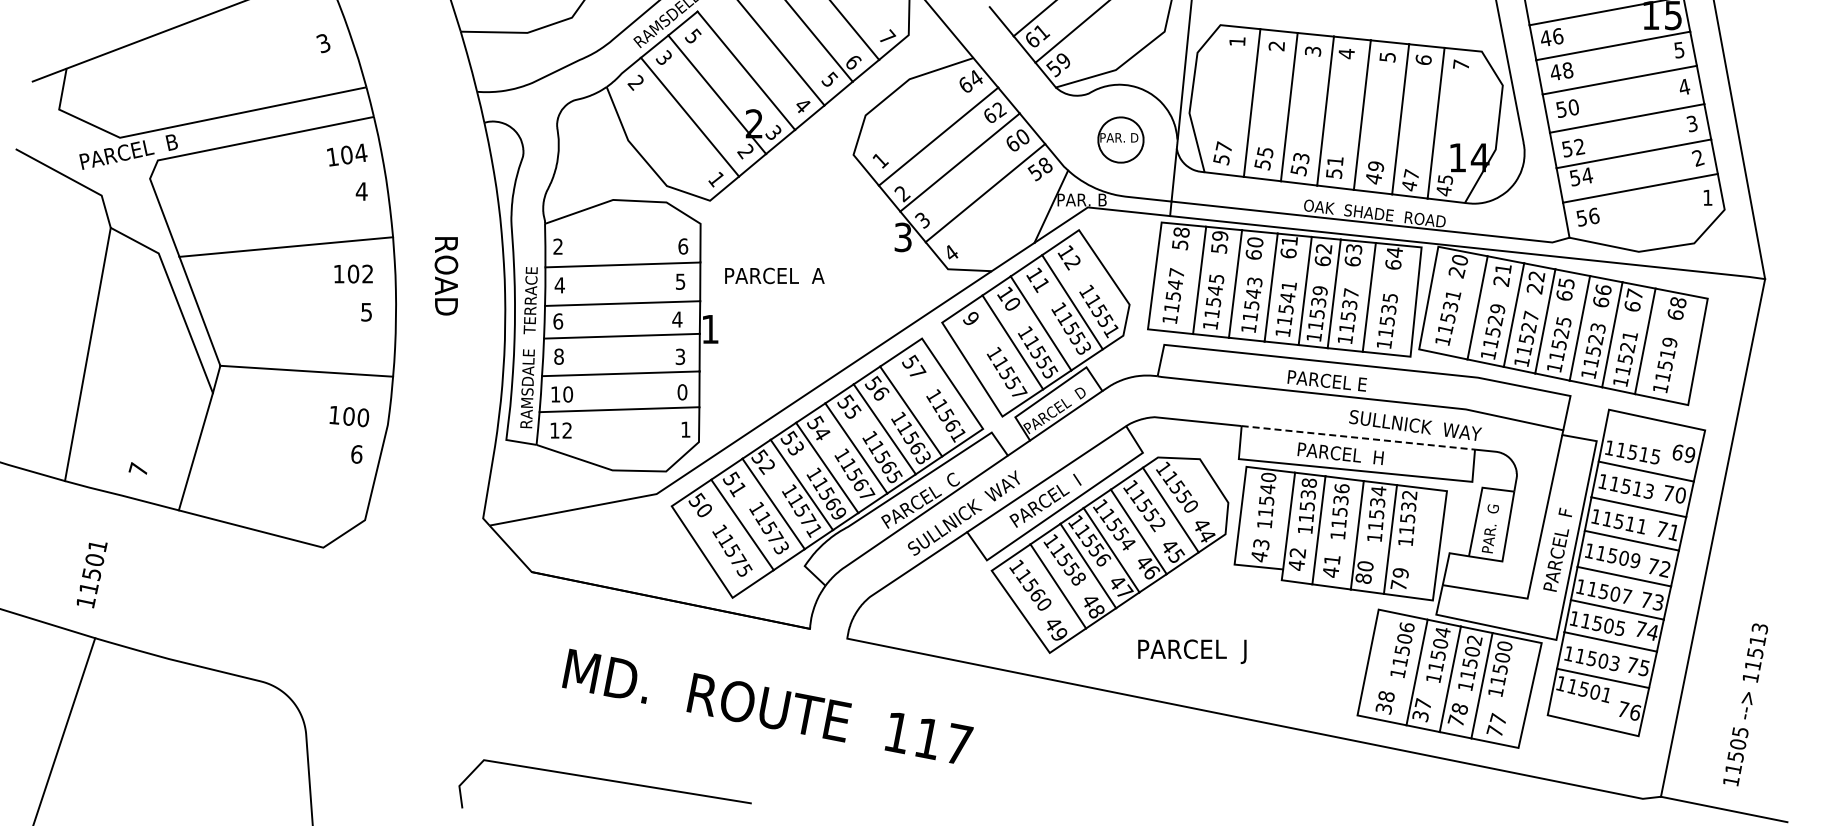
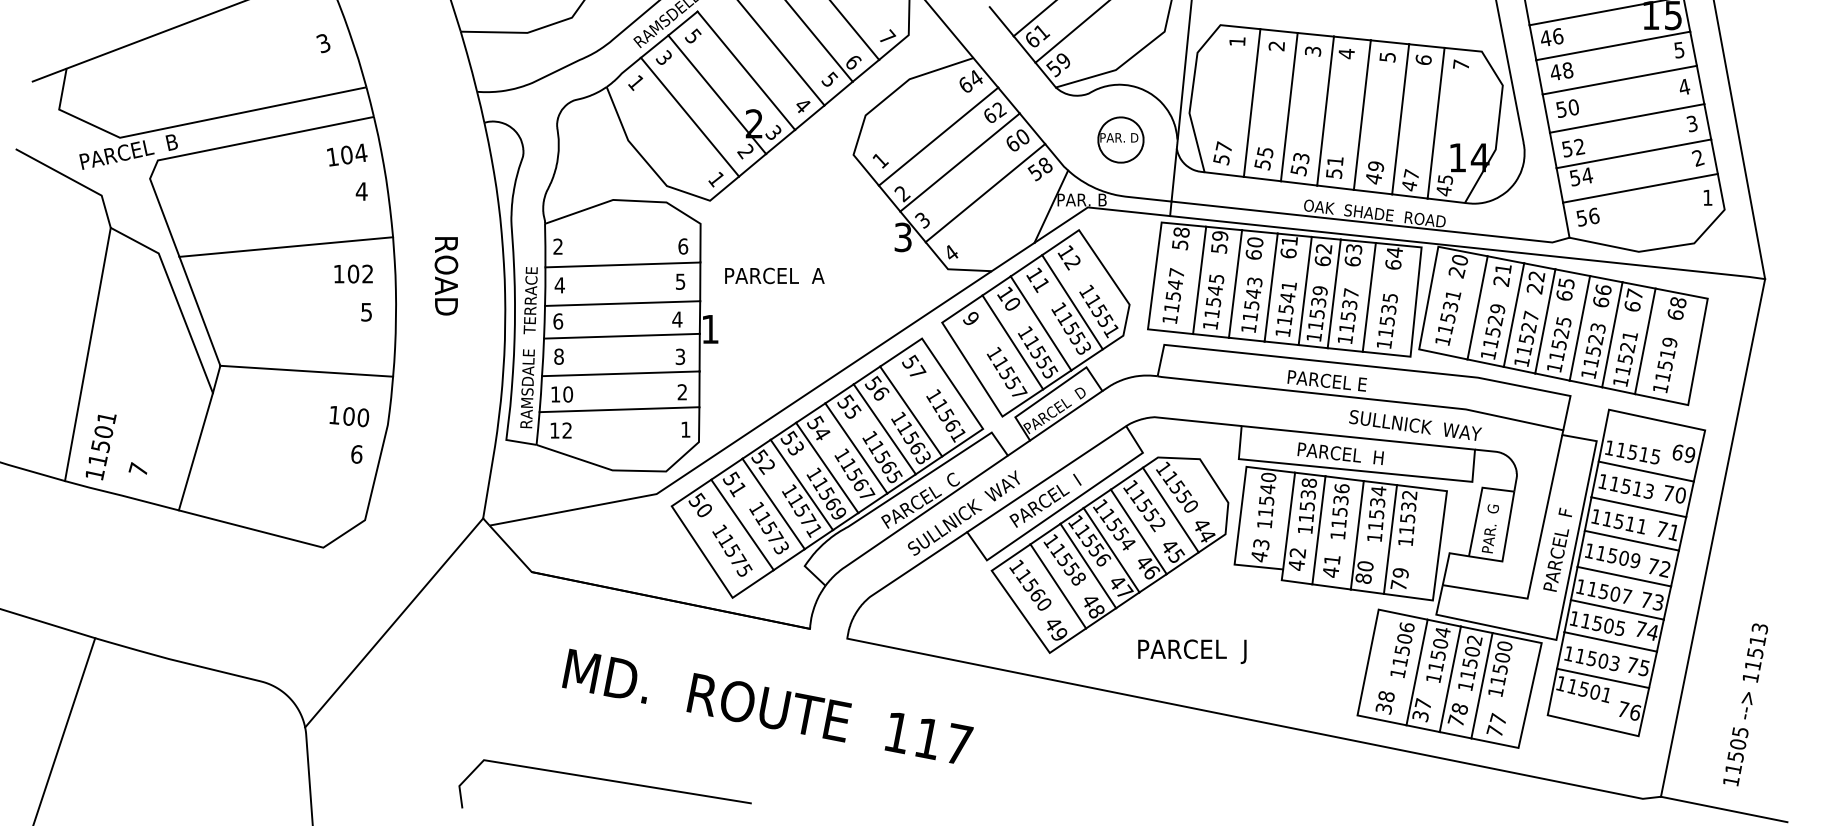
text: 2 -> 1 (635, 82)
text: 0 -> 2 (682, 392)
line: dashed -> solid (1358, 437)
text position: (91, 575) -> (100, 447) (100, 447)
line: none -> present (394, 622)
